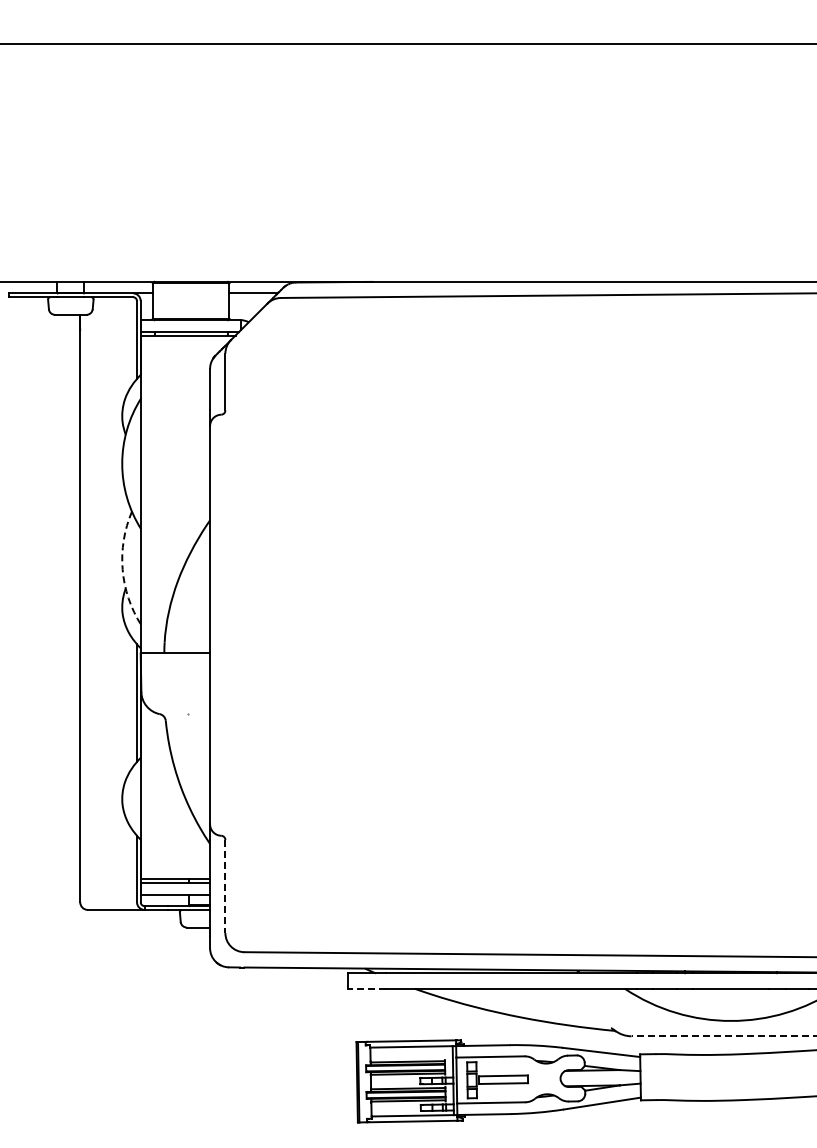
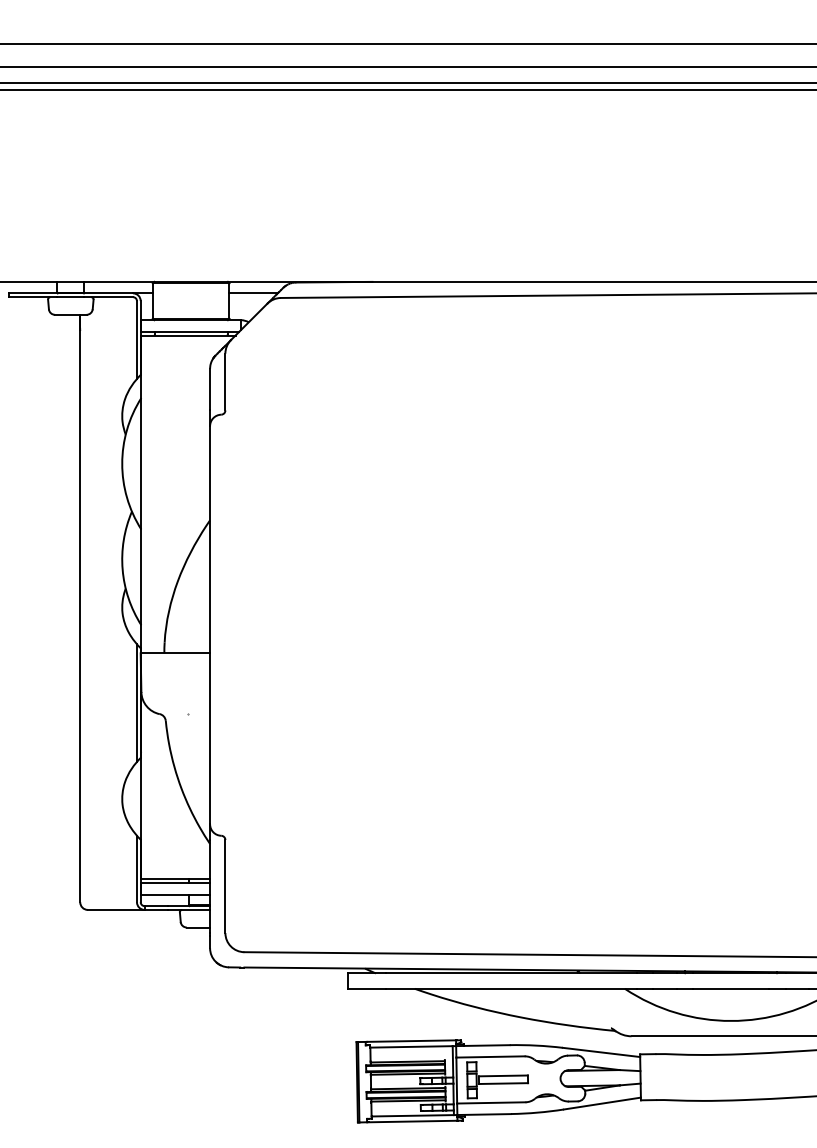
line: none -> present (407, 67)
line: none -> present (407, 82)
line: none -> present (407, 90)
arc: dashed -> solid (122, 569)
line: dashed -> solid (225, 886)
line: dashed -> solid (366, 988)
line: dashed -> solid (724, 1036)
